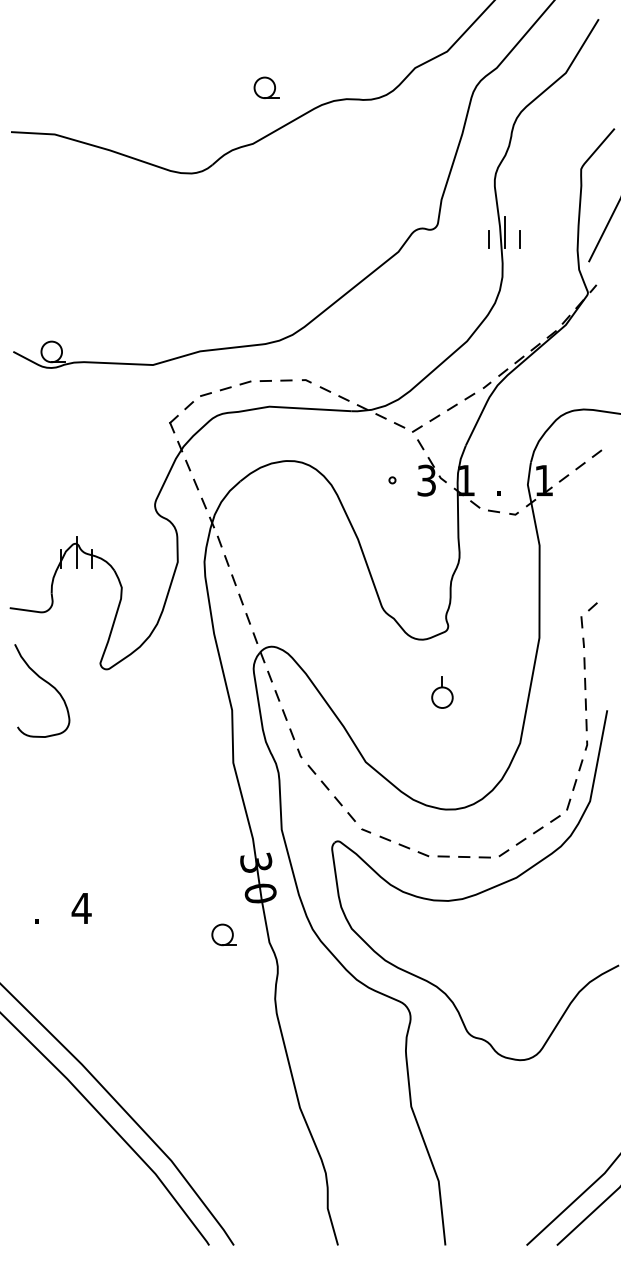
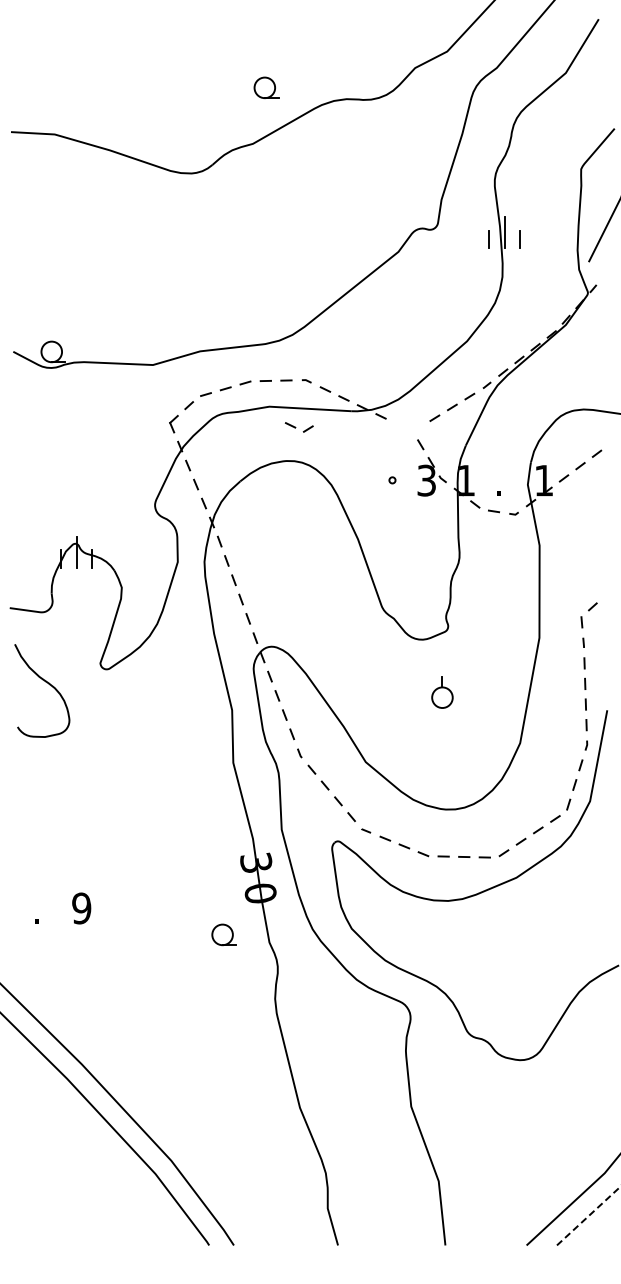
part position: (408, 427) -> (299, 427) (299, 427)
text: 4 -> 9 (81, 908)
line: solid -> dashed (589, 1215)
